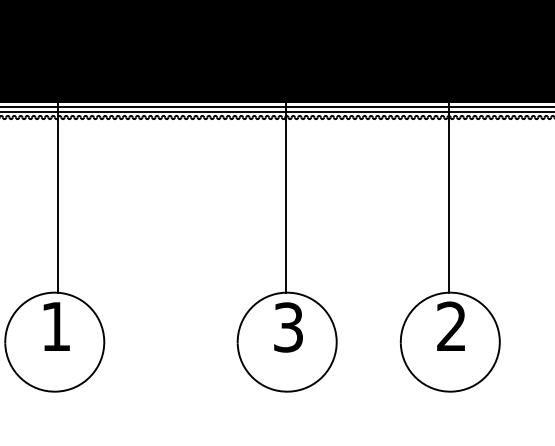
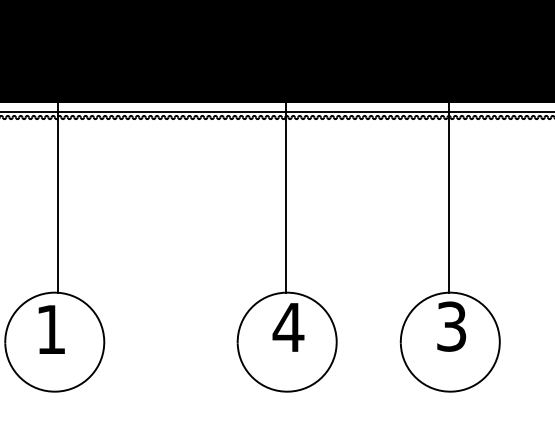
line: present -> none (276, 107)
text position: (56, 326) -> (51, 329) (51, 329)
text: 2 -> 3 (451, 326)
text: 3 -> 4 (288, 327)
